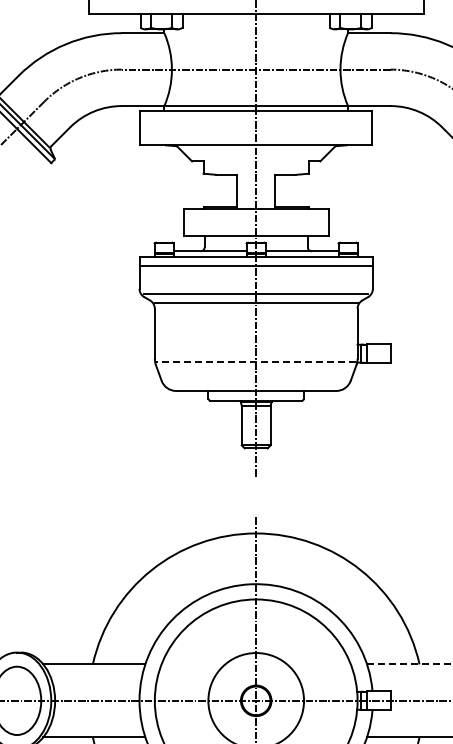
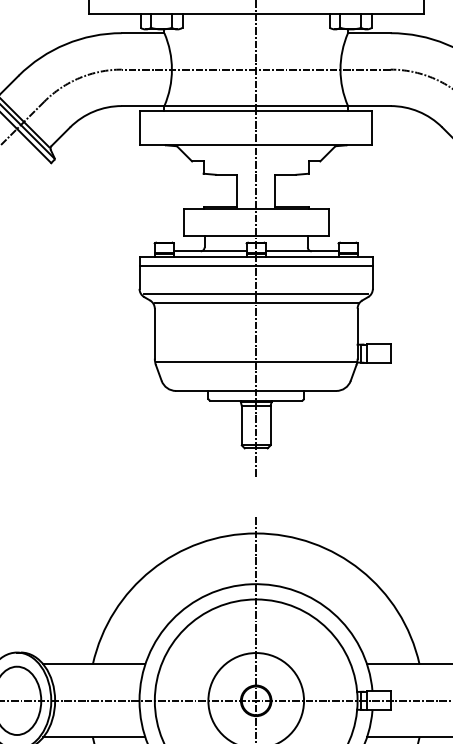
line: dashed -> solid (255, 362)
line: dashed -> solid (410, 664)
